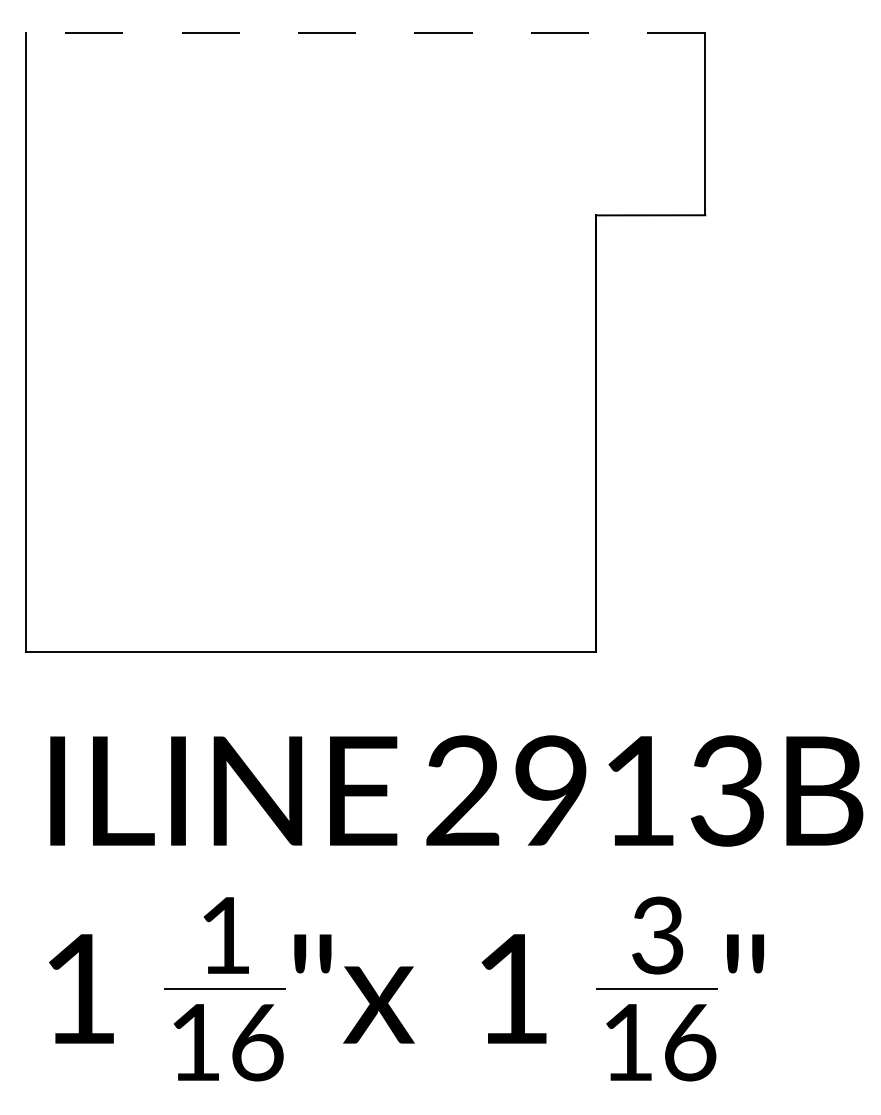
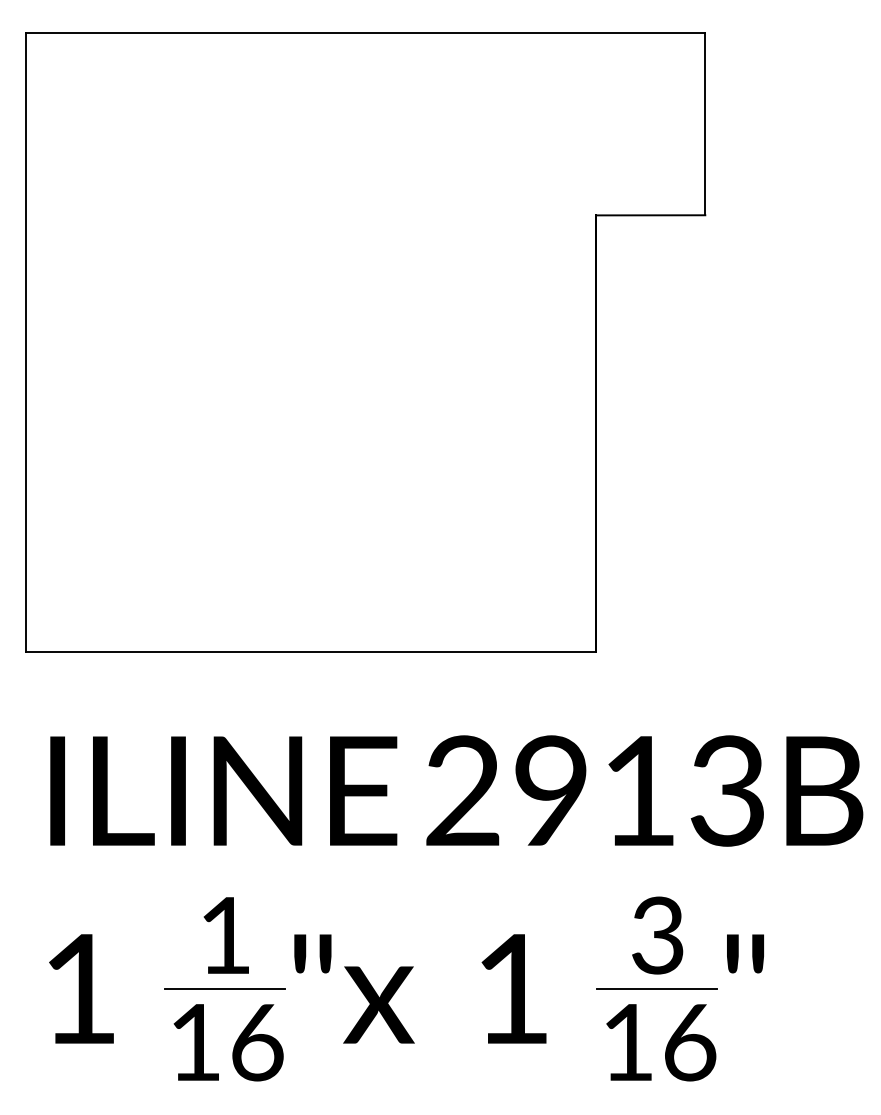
line: dashed -> solid (365, 33)
